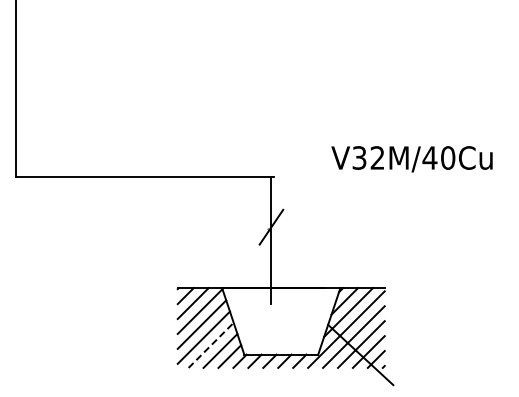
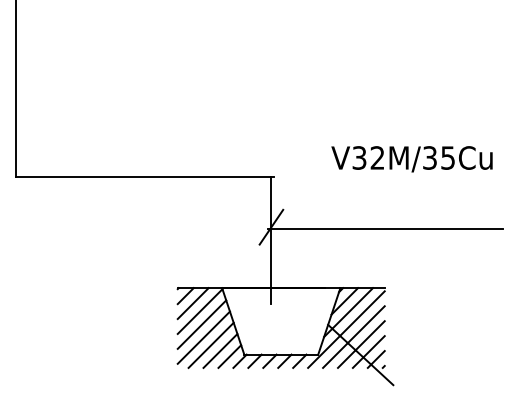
text: V32M/40Cu -> V32M/35Cu (438, 157)
line: none -> present (385, 229)
line: dashed -> solid (211, 345)
